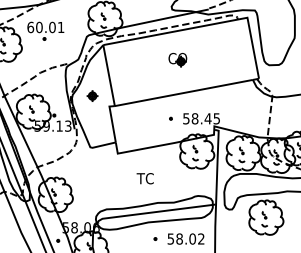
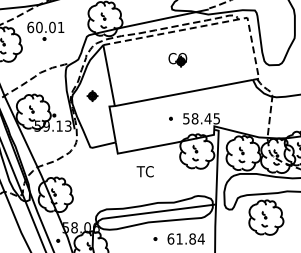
line: solid -> dashed (207, 25)
text position: (144, 178) -> (144, 171) (144, 171)
text: 58.02 -> 61.84 (185, 238)
